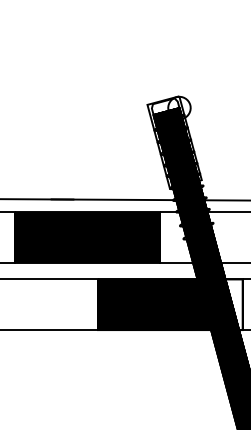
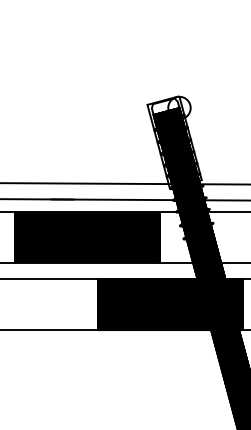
line: none -> present (124, 183)
fill: none -> present (233, 304)
